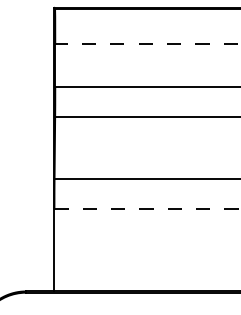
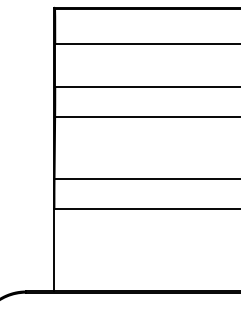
line: dashed -> solid (148, 44)
line: dashed -> solid (147, 209)
